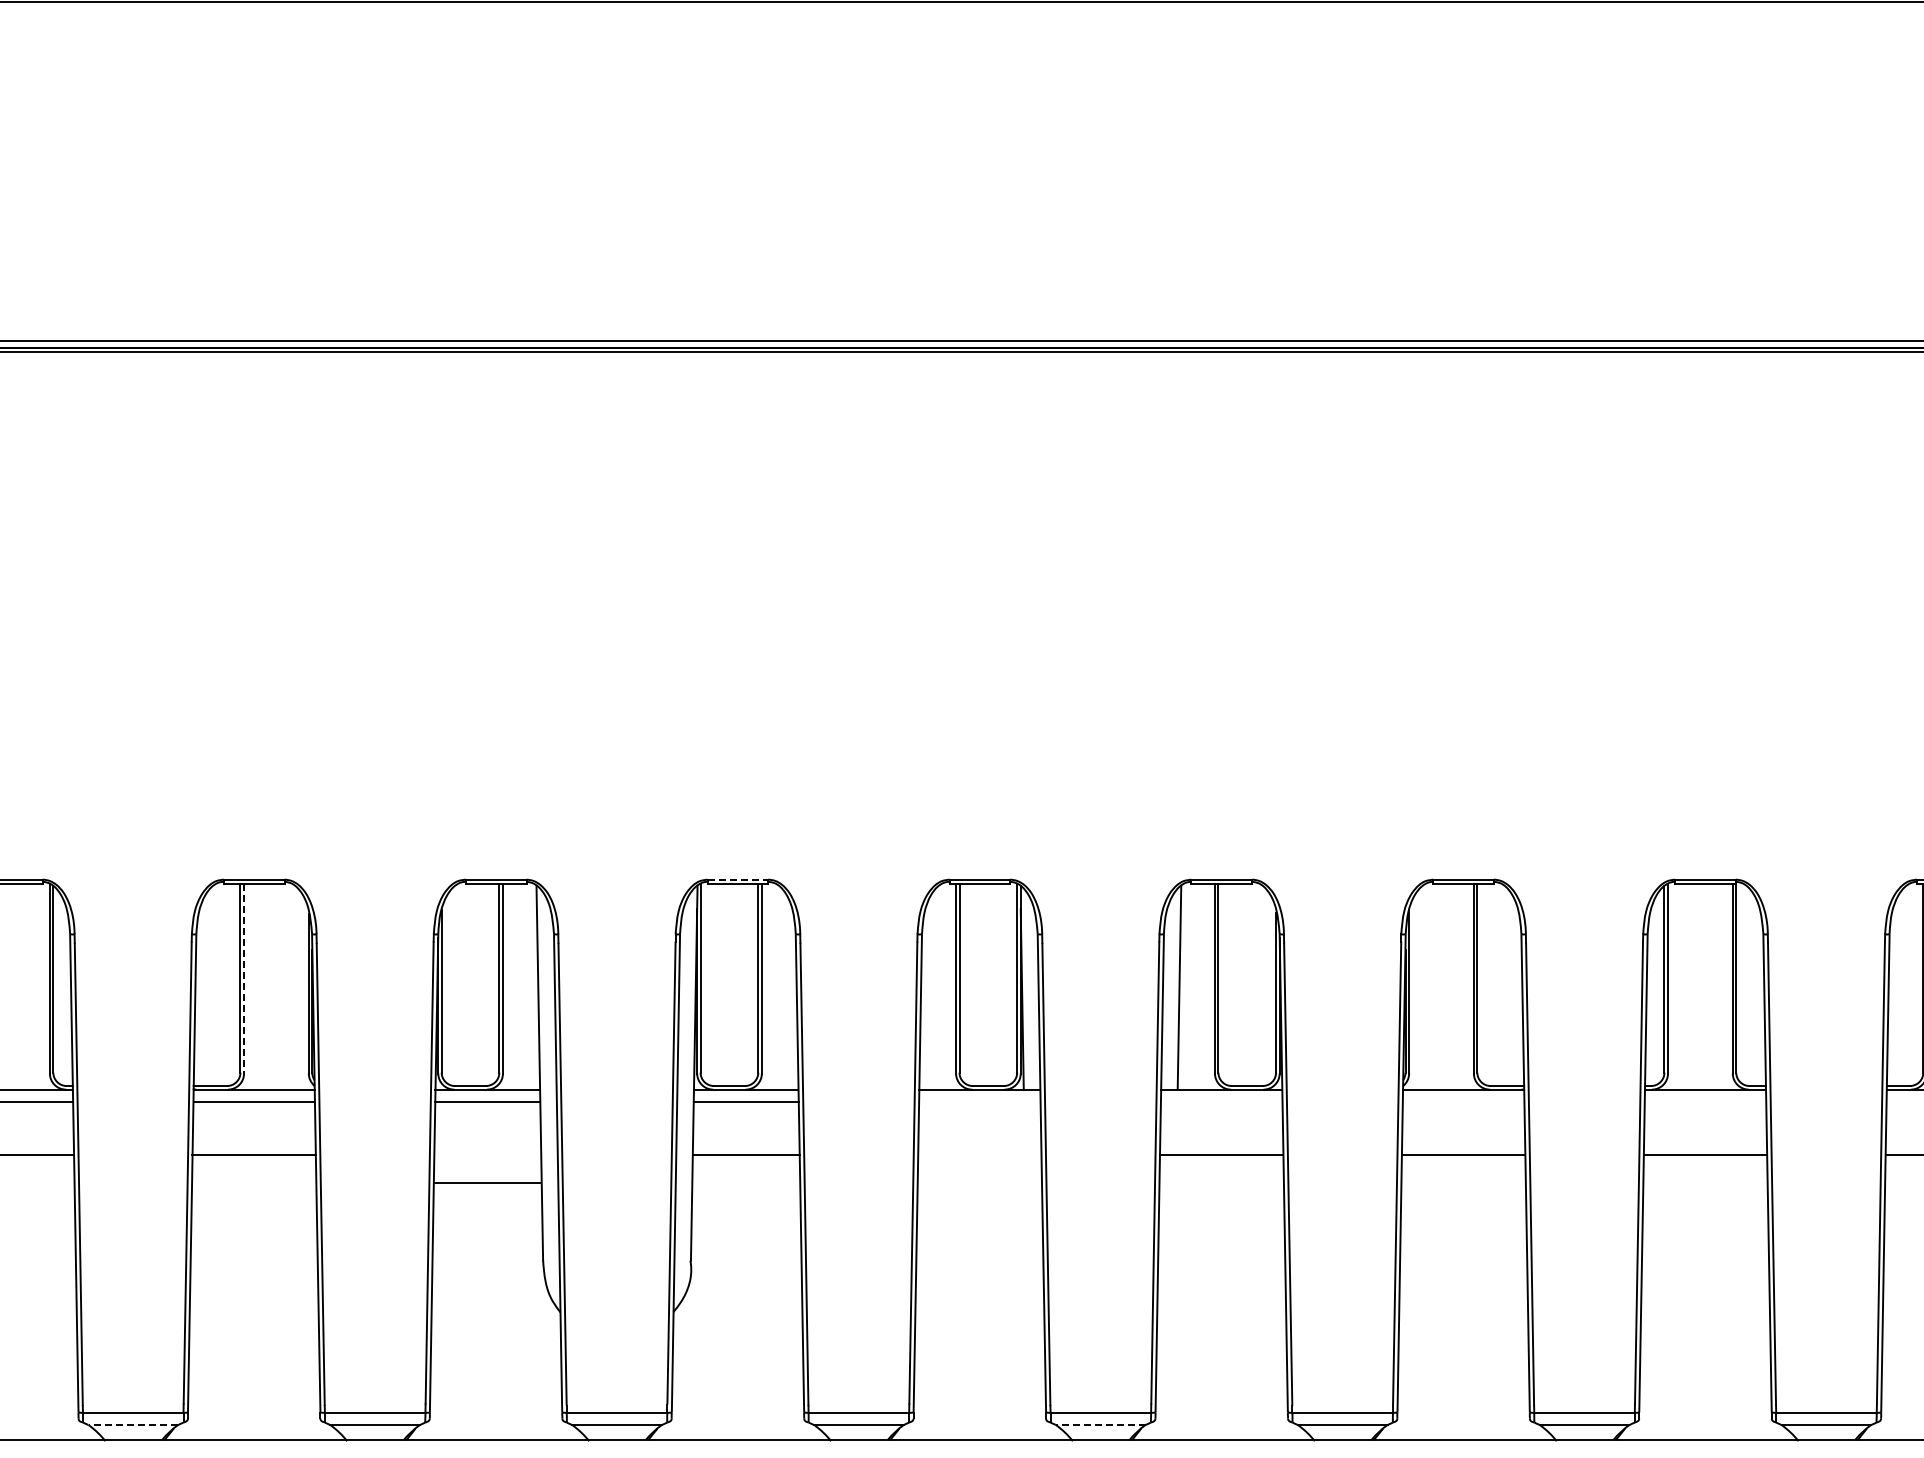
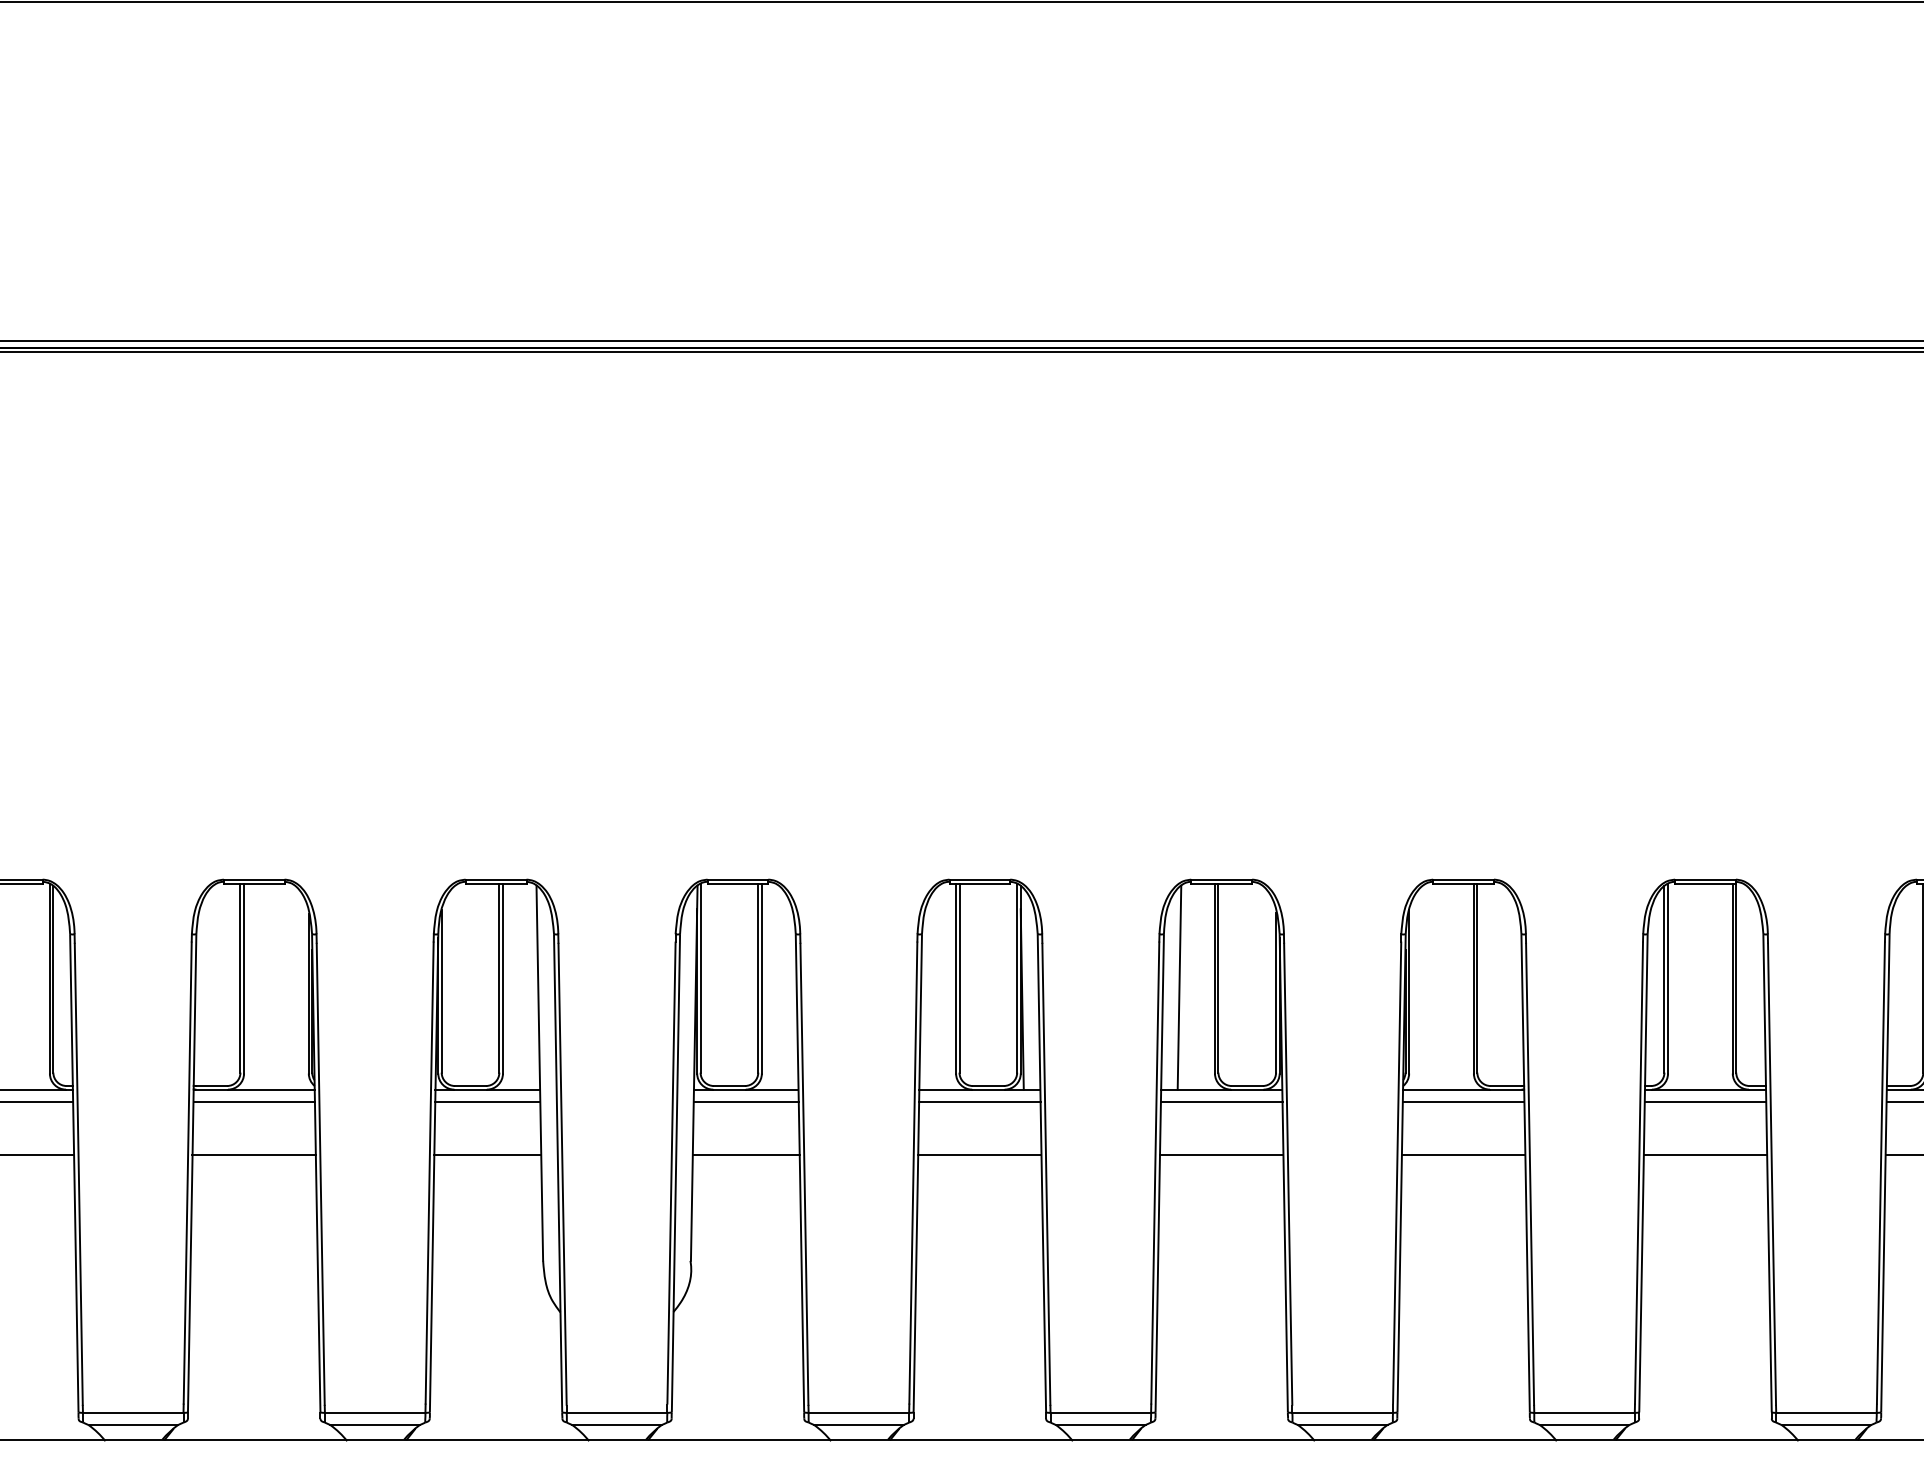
line: dashed -> solid (738, 879)
line: dashed -> solid (244, 978)
line: none -> present (979, 1101)
line: none -> present (1221, 1101)
line: none -> present (1463, 1101)
line: none -> present (1705, 1101)
line: none -> present (1903, 1101)
line: none -> present (979, 1155)
line position: (487, 1183) -> (487, 1155) (487, 1155)
line: dashed -> solid (133, 1424)
line: dashed -> solid (1100, 1424)
